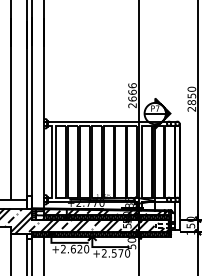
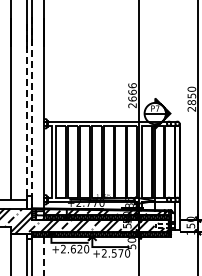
line: solid -> dashed (30, 208)
line: solid -> dashed (44, 256)
